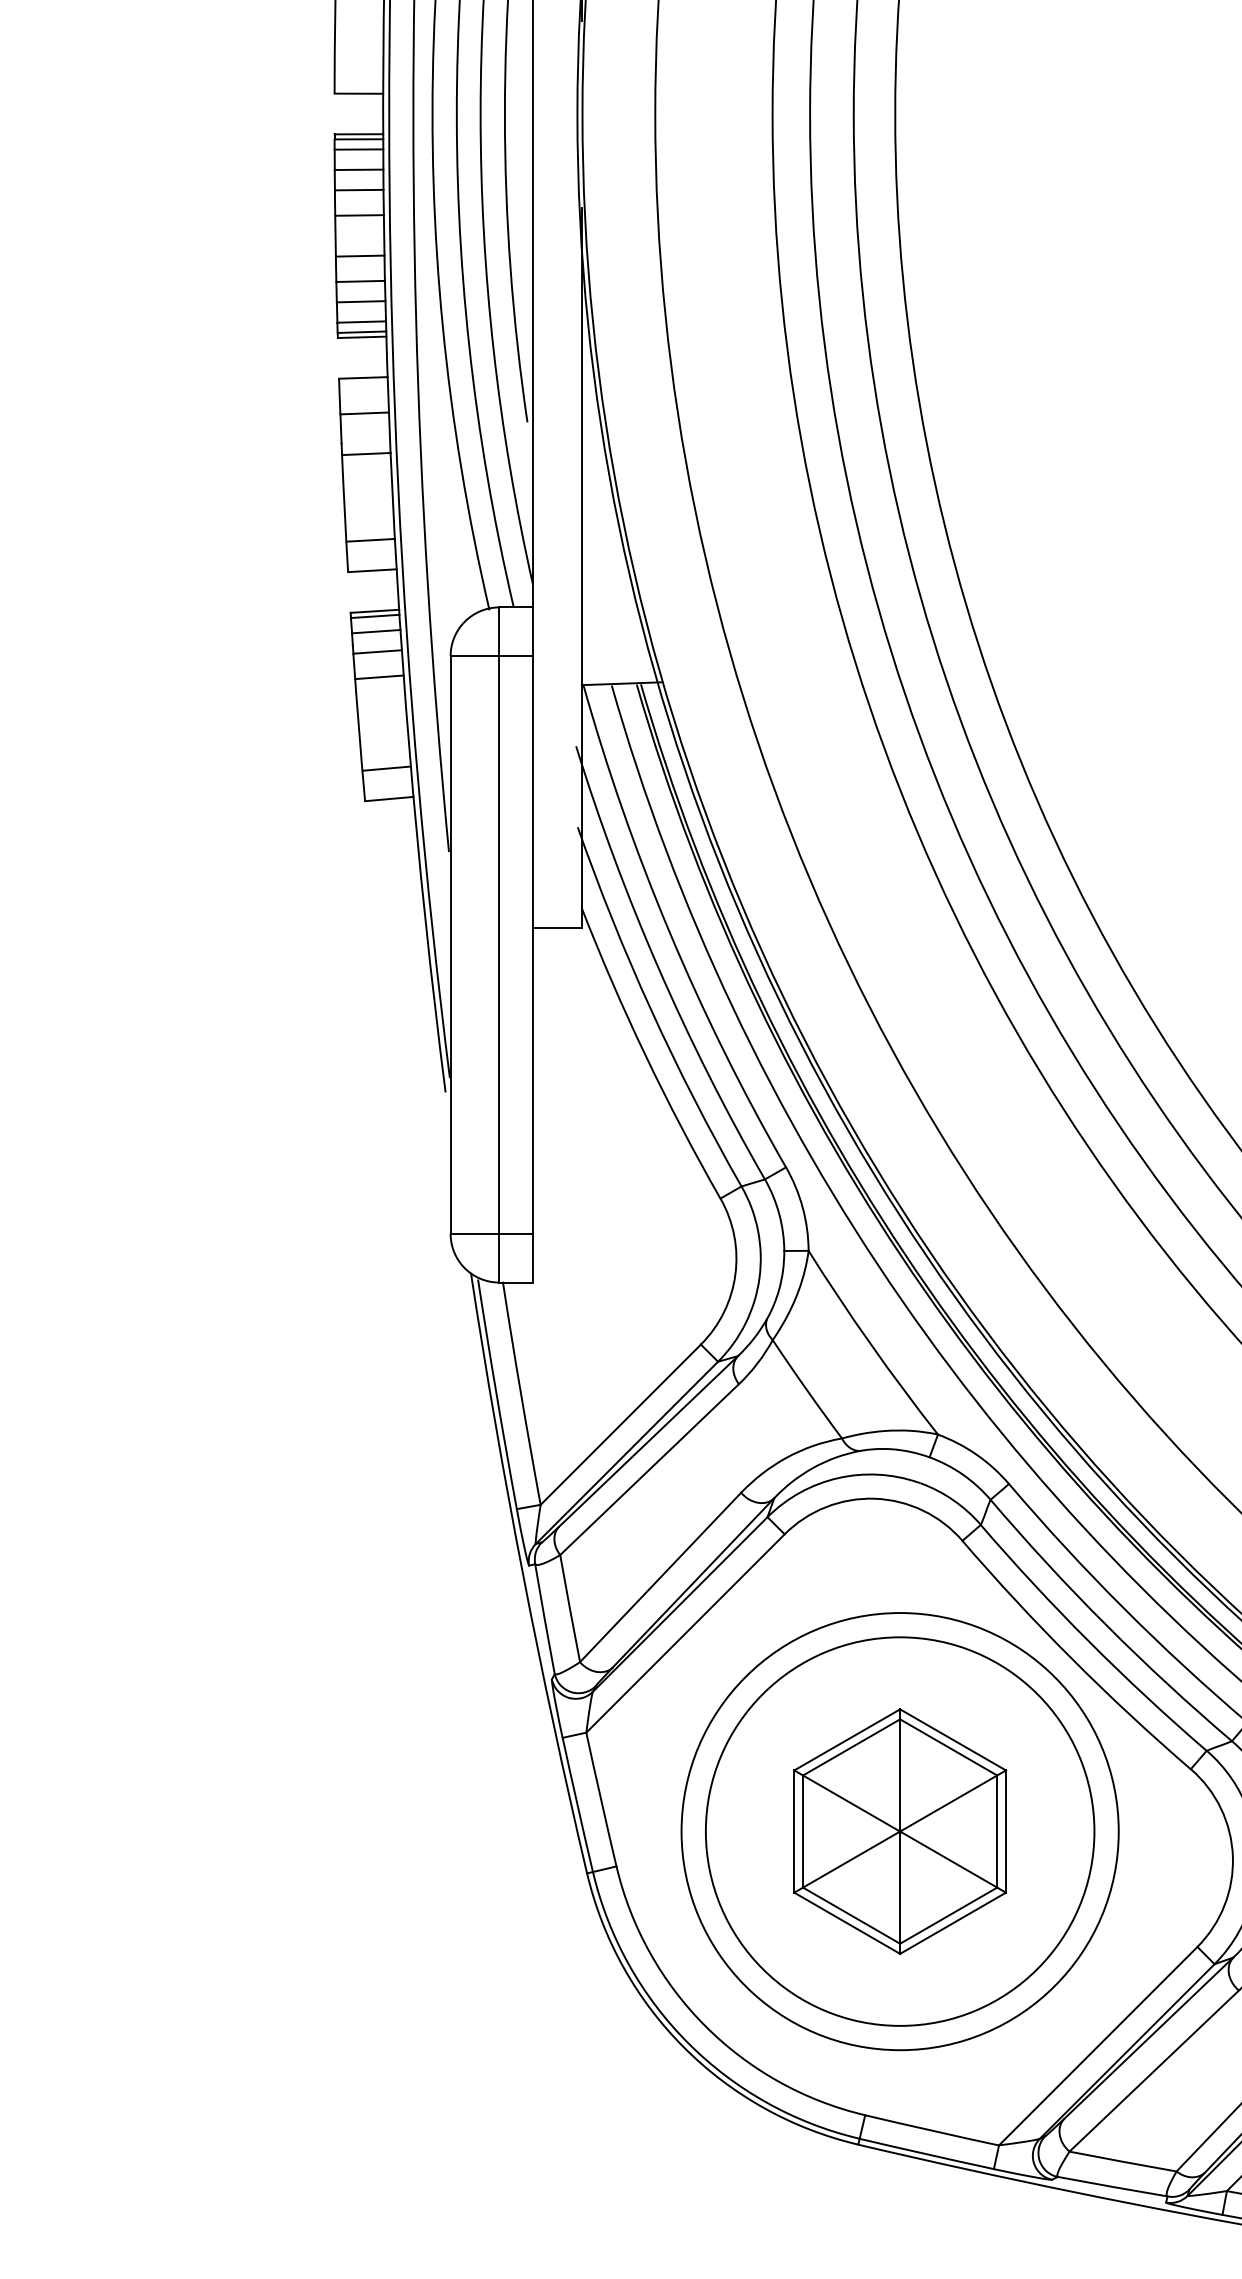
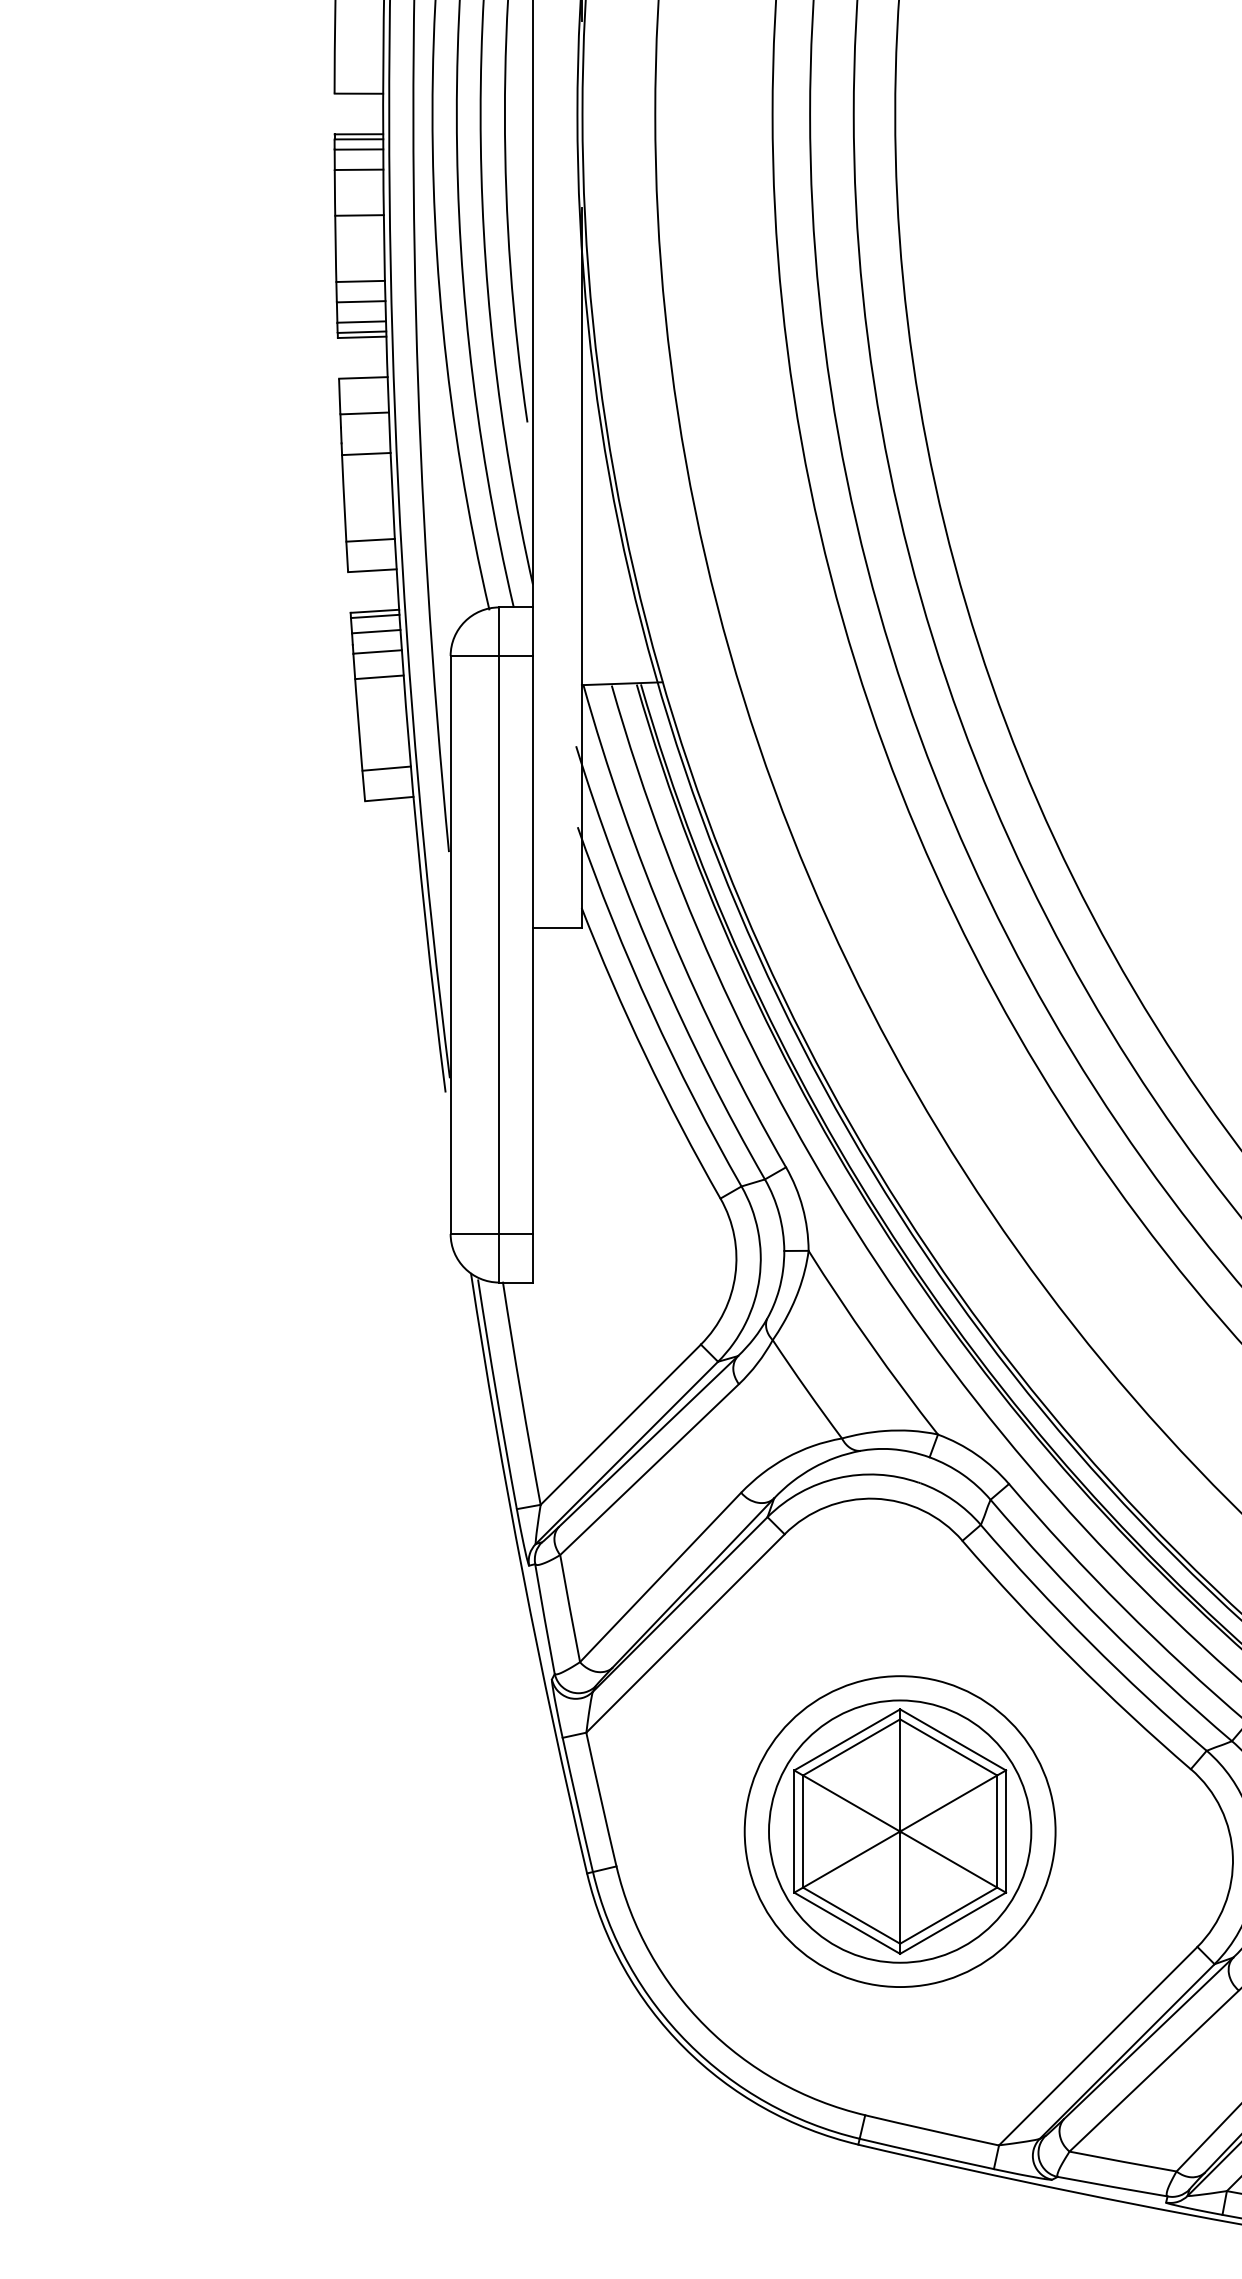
line: present -> none (359, 189)
line: present -> none (359, 255)
circle diameter: 389 px -> 311 px (899, 1831)
circle diameter: 437 px -> 262 px (900, 1831)
